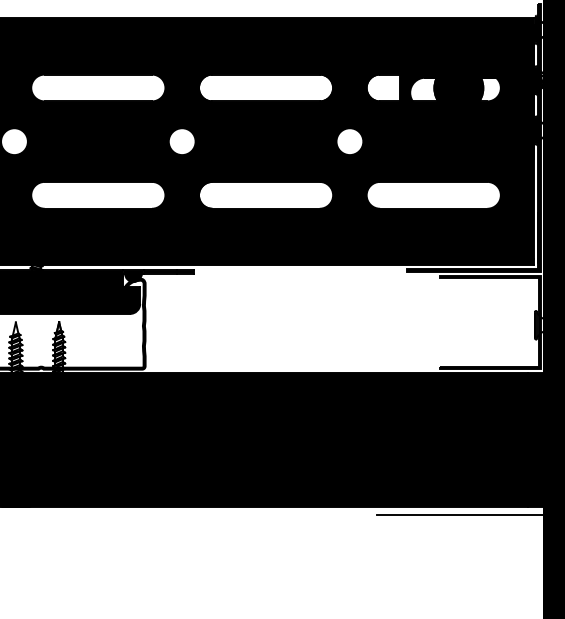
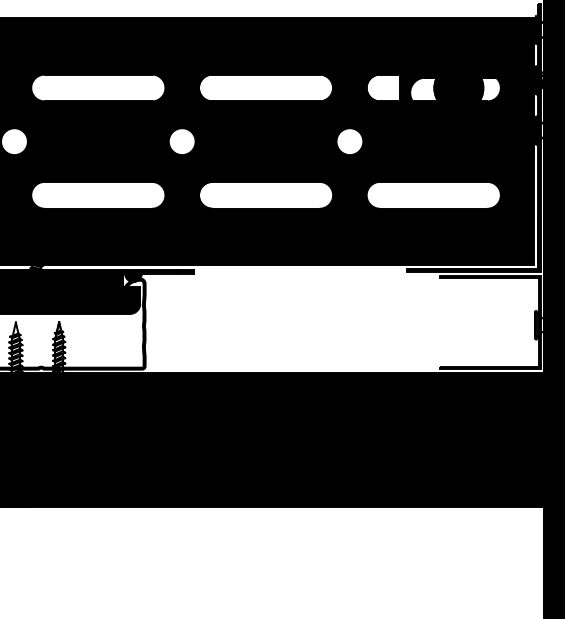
line: present -> none (460, 514)
